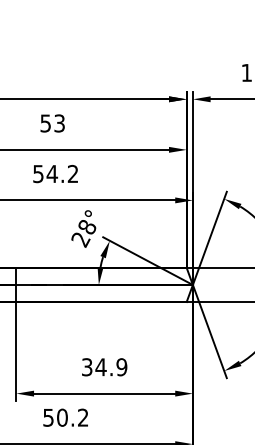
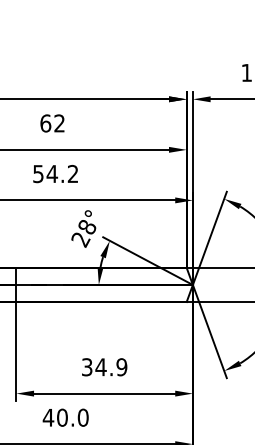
text: 53 -> 62 (52, 123)
text: 50.2 -> 40.0 (65, 417)
